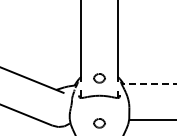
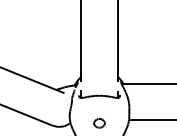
part: present -> none (99, 78)
line: dashed -> solid (148, 84)
